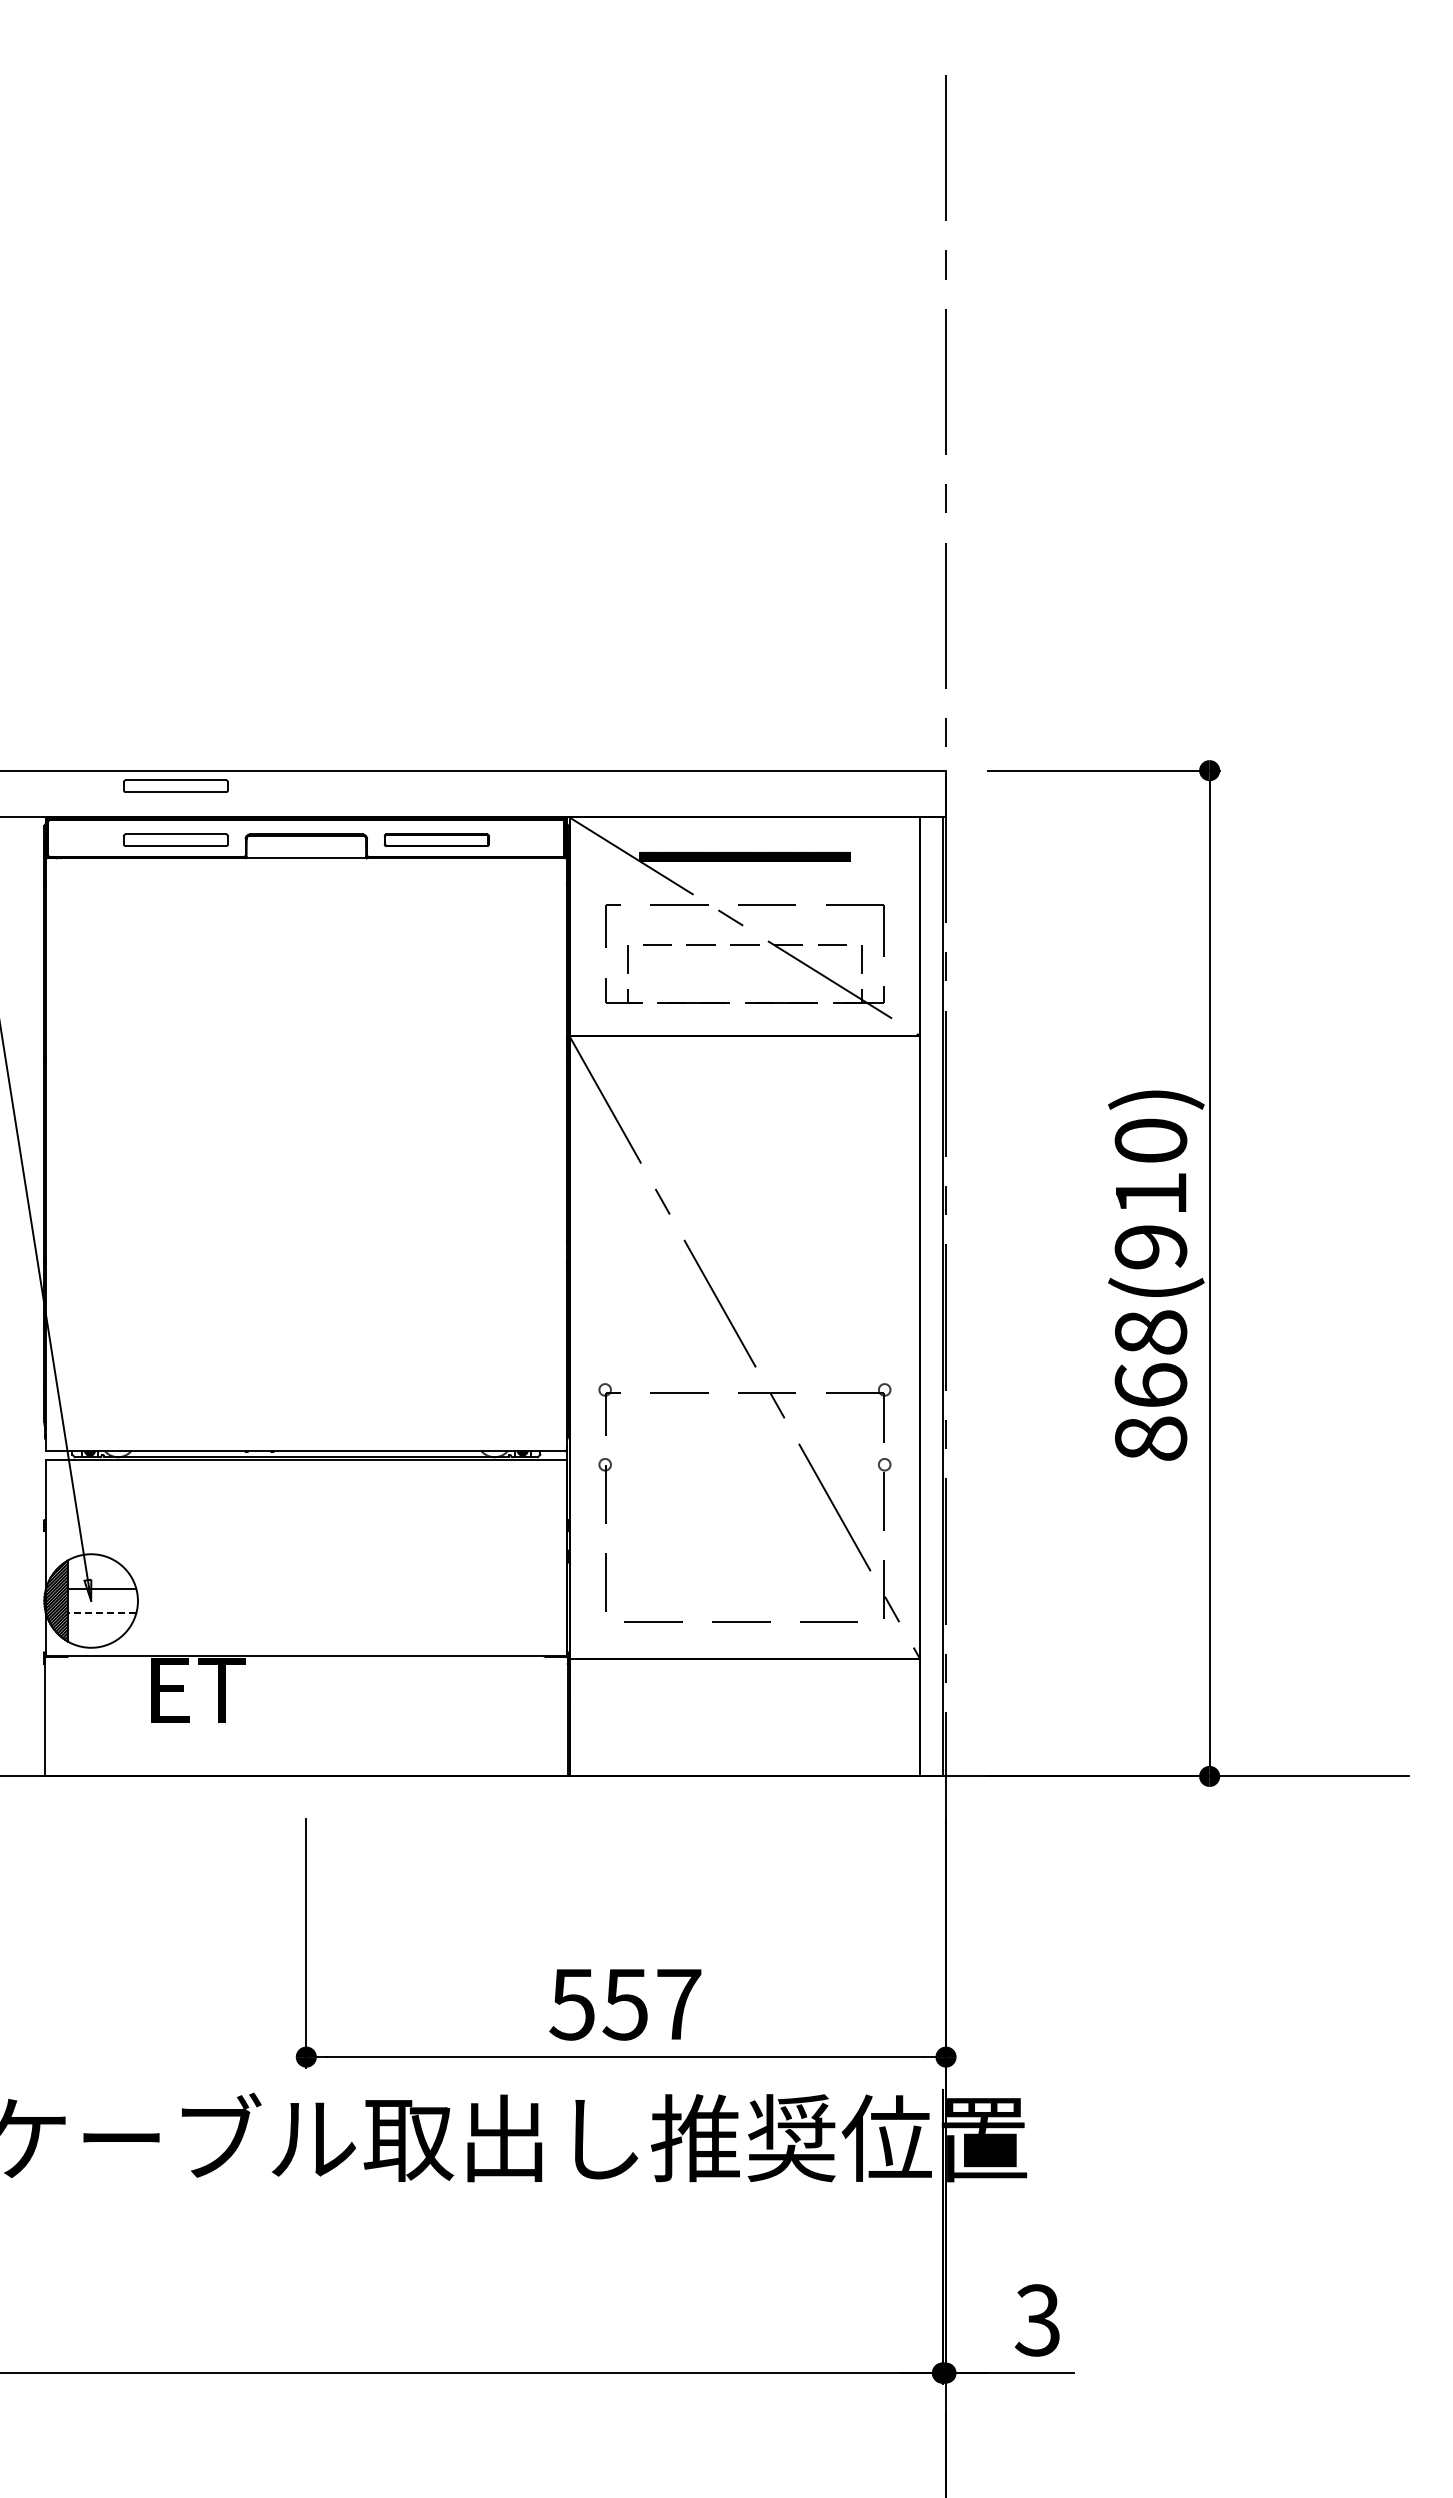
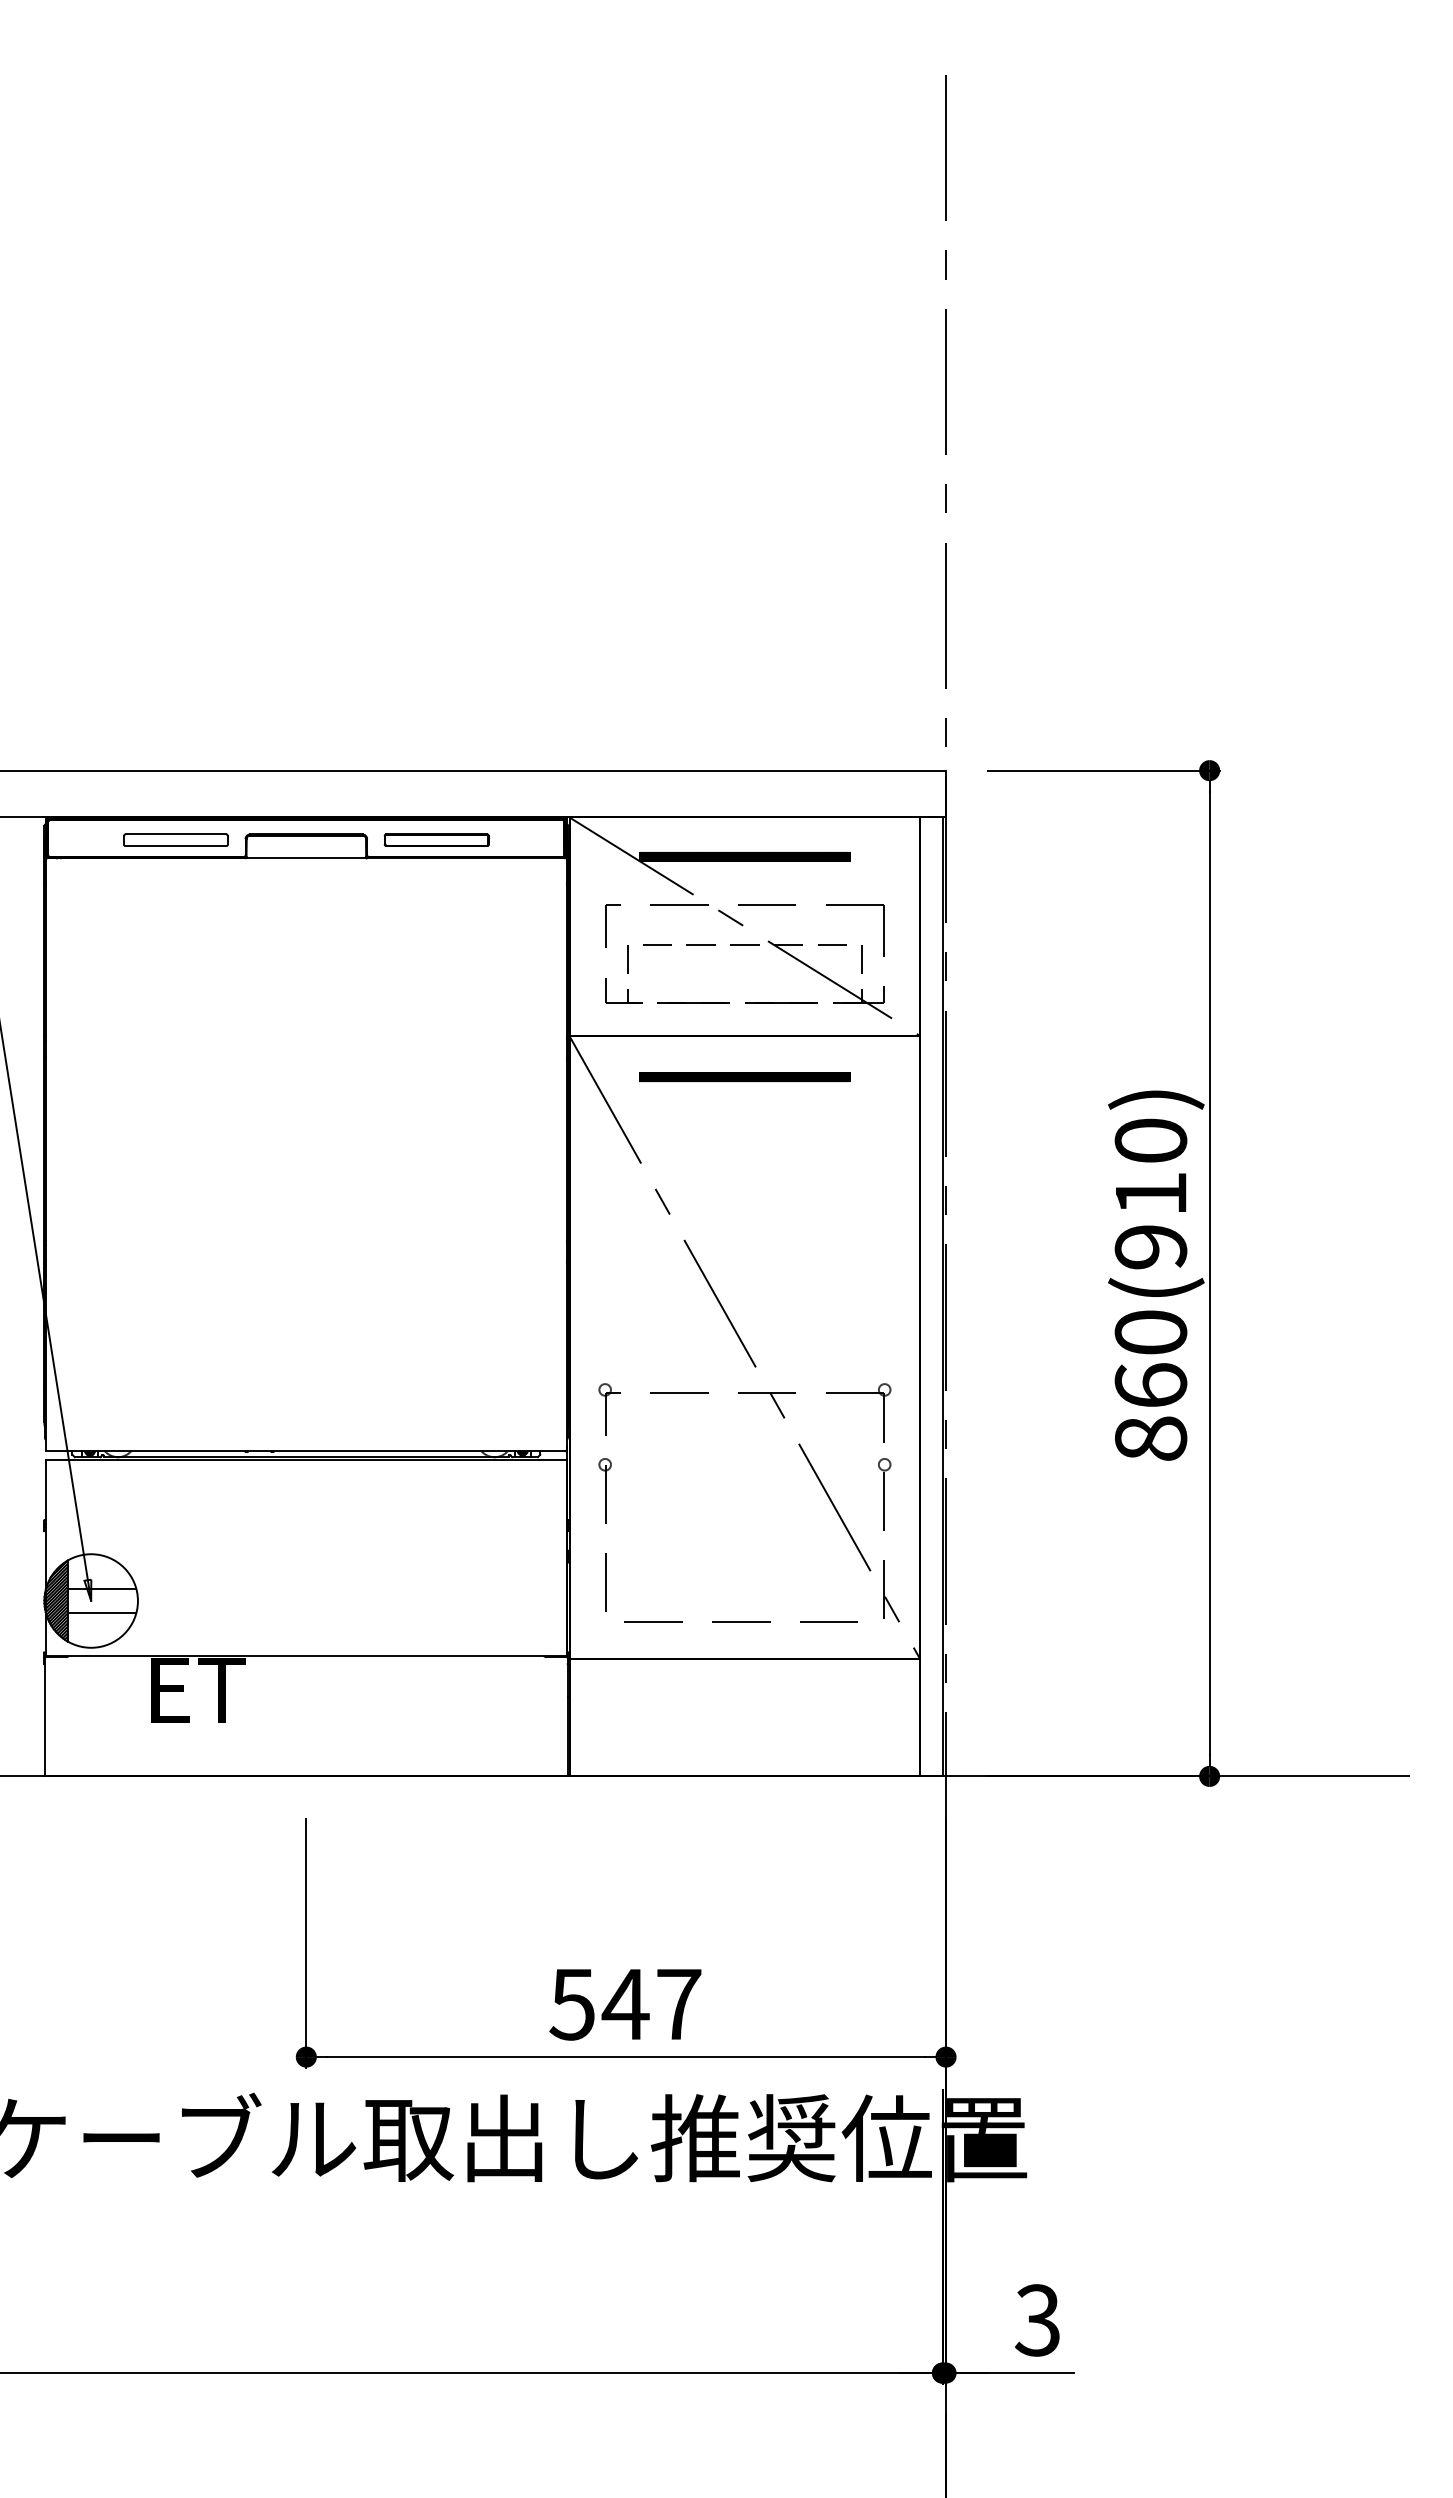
part: present -> none (175, 785)
part: none -> present (744, 1077)
text: 868(910) -> 860(910) (1150, 1332)
line: dashed -> solid (101, 1612)
text: 557 -> 547 (625, 2004)
